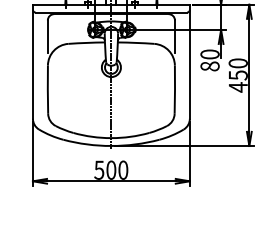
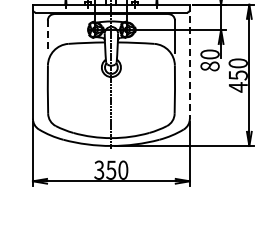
line: solid -> dashed (47, 37)
line: solid -> dashed (189, 61)
text: 500 -> 350 (105, 169)
